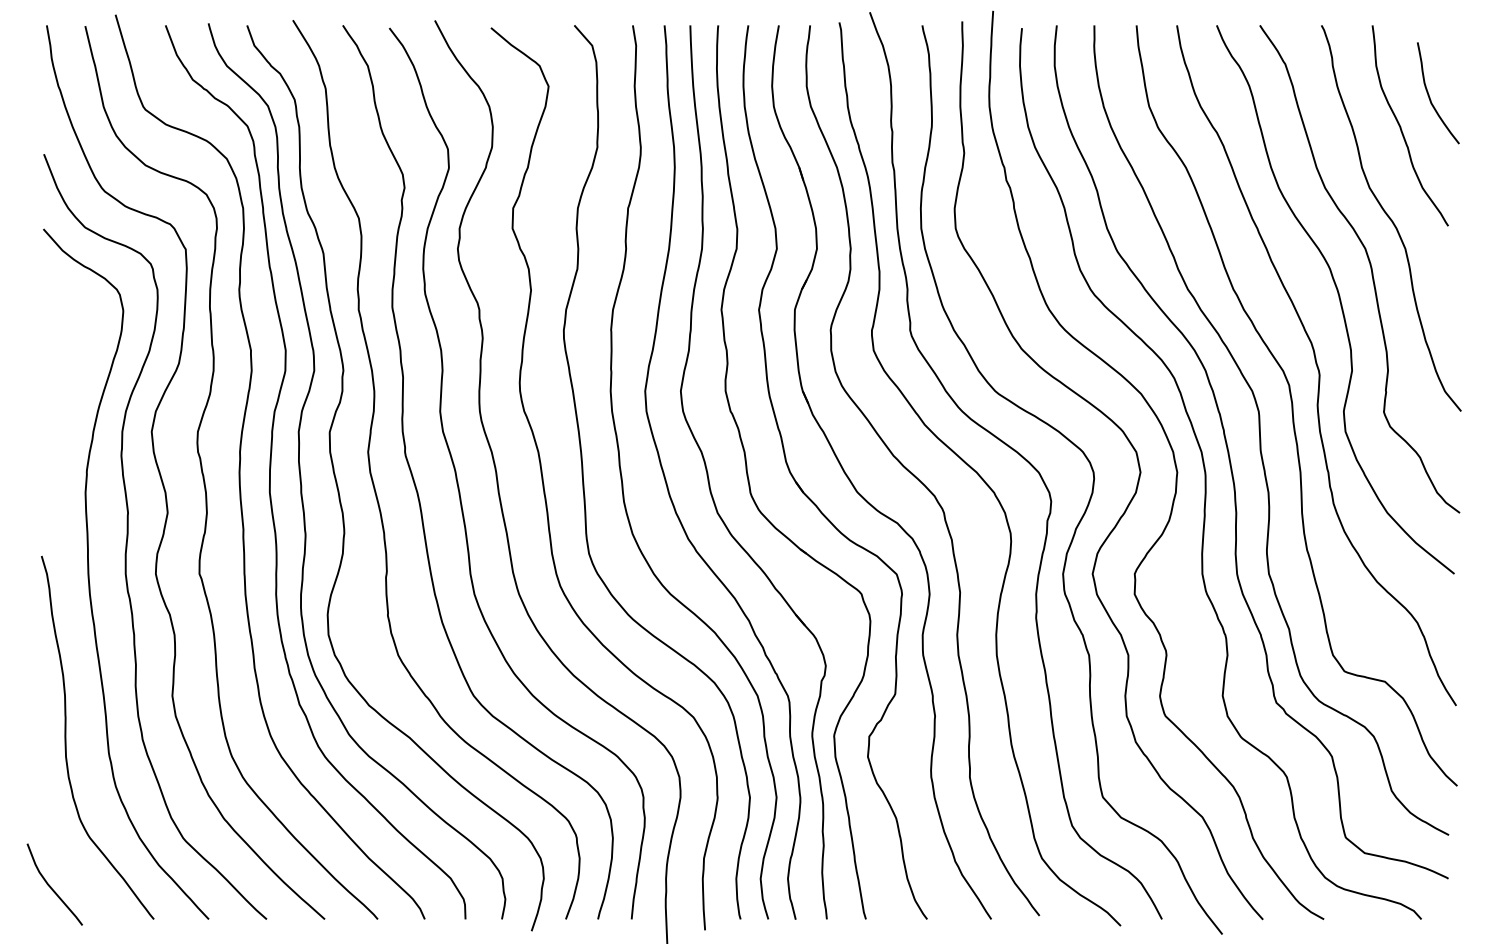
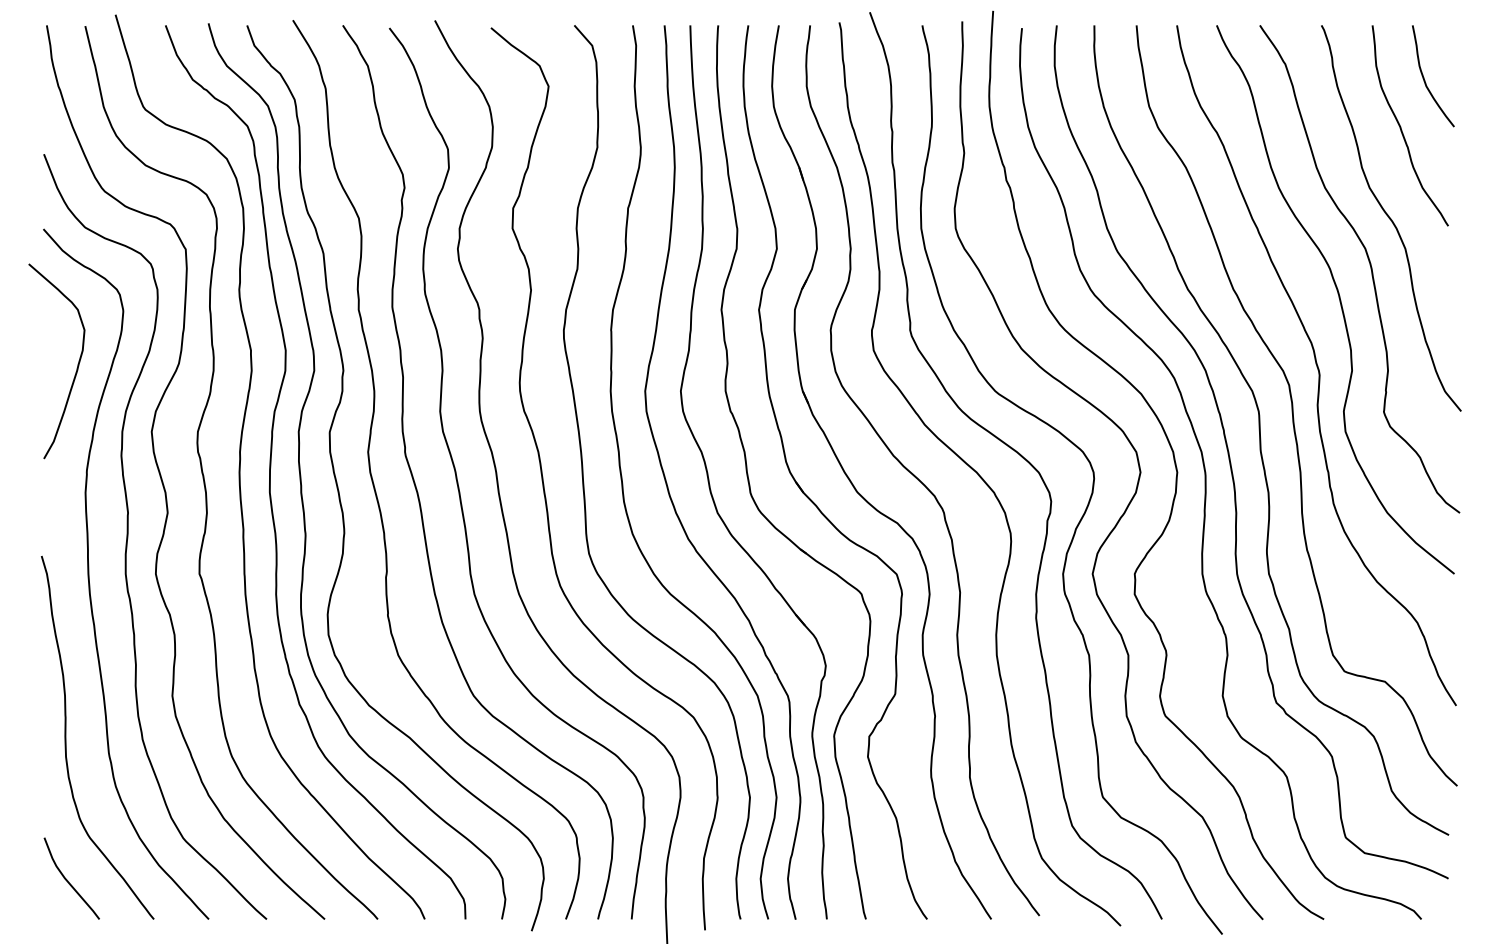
curve position: (1430, 97) -> (1425, 80) (1425, 80)
curve: none -> present (76, 368)
curve position: (51, 886) -> (68, 880) (68, 880)
